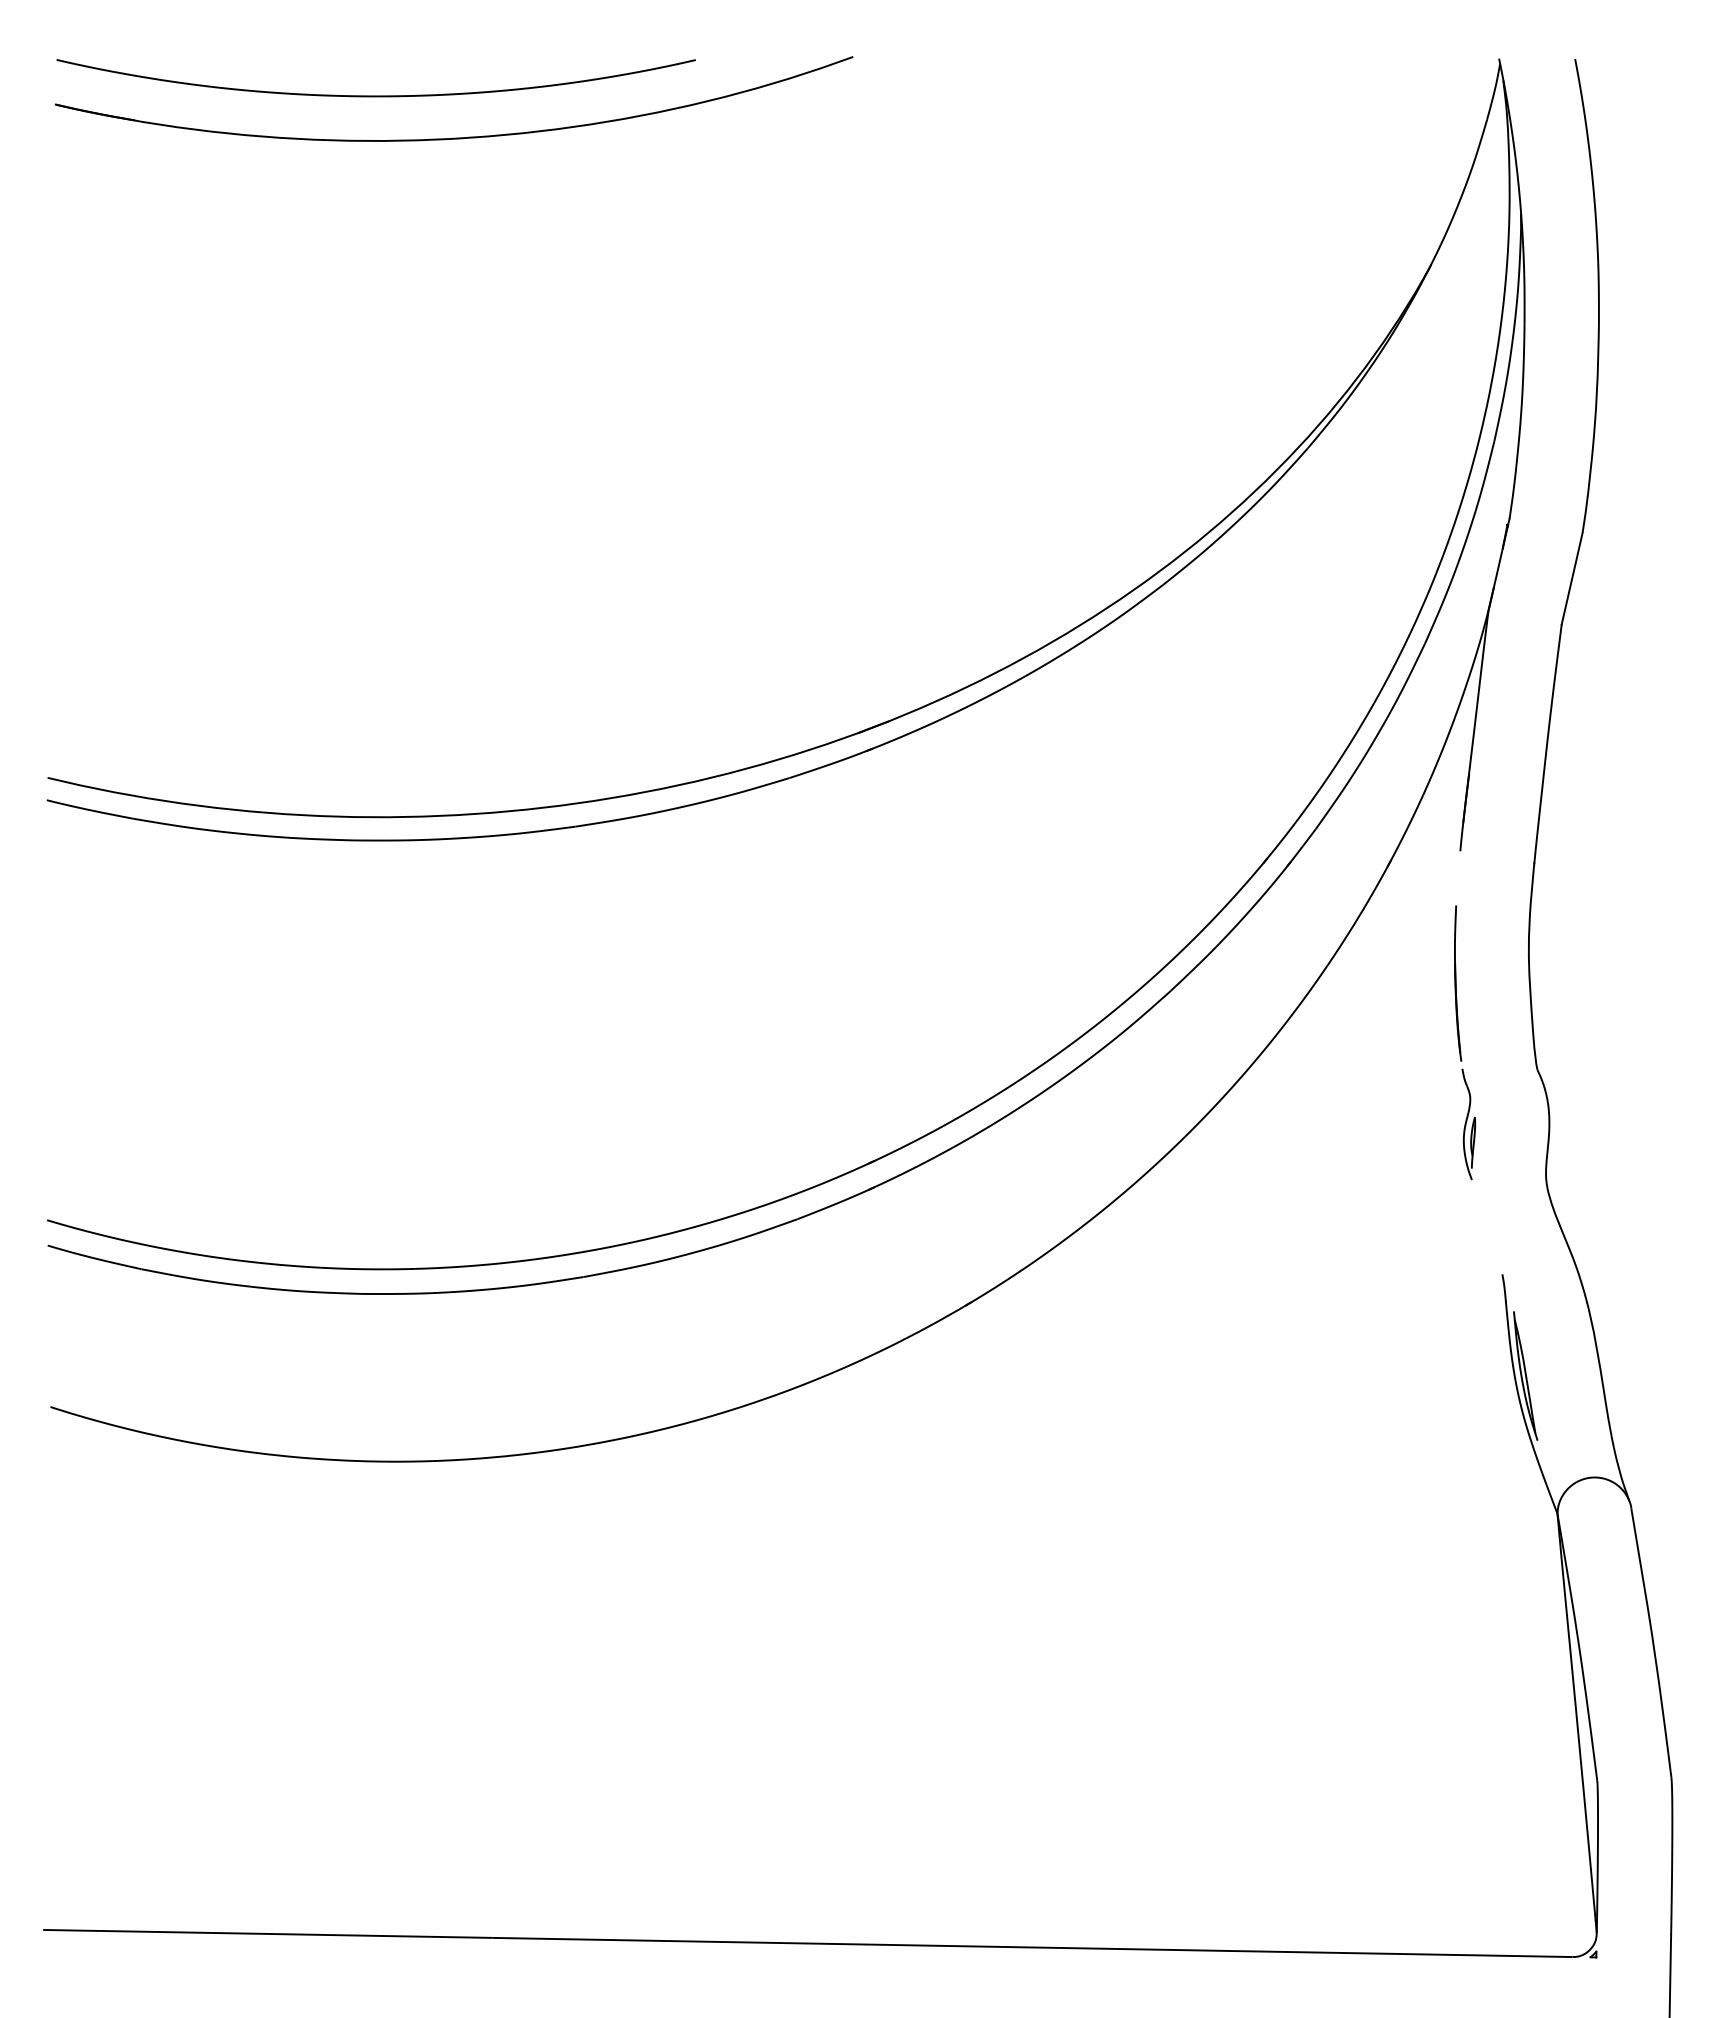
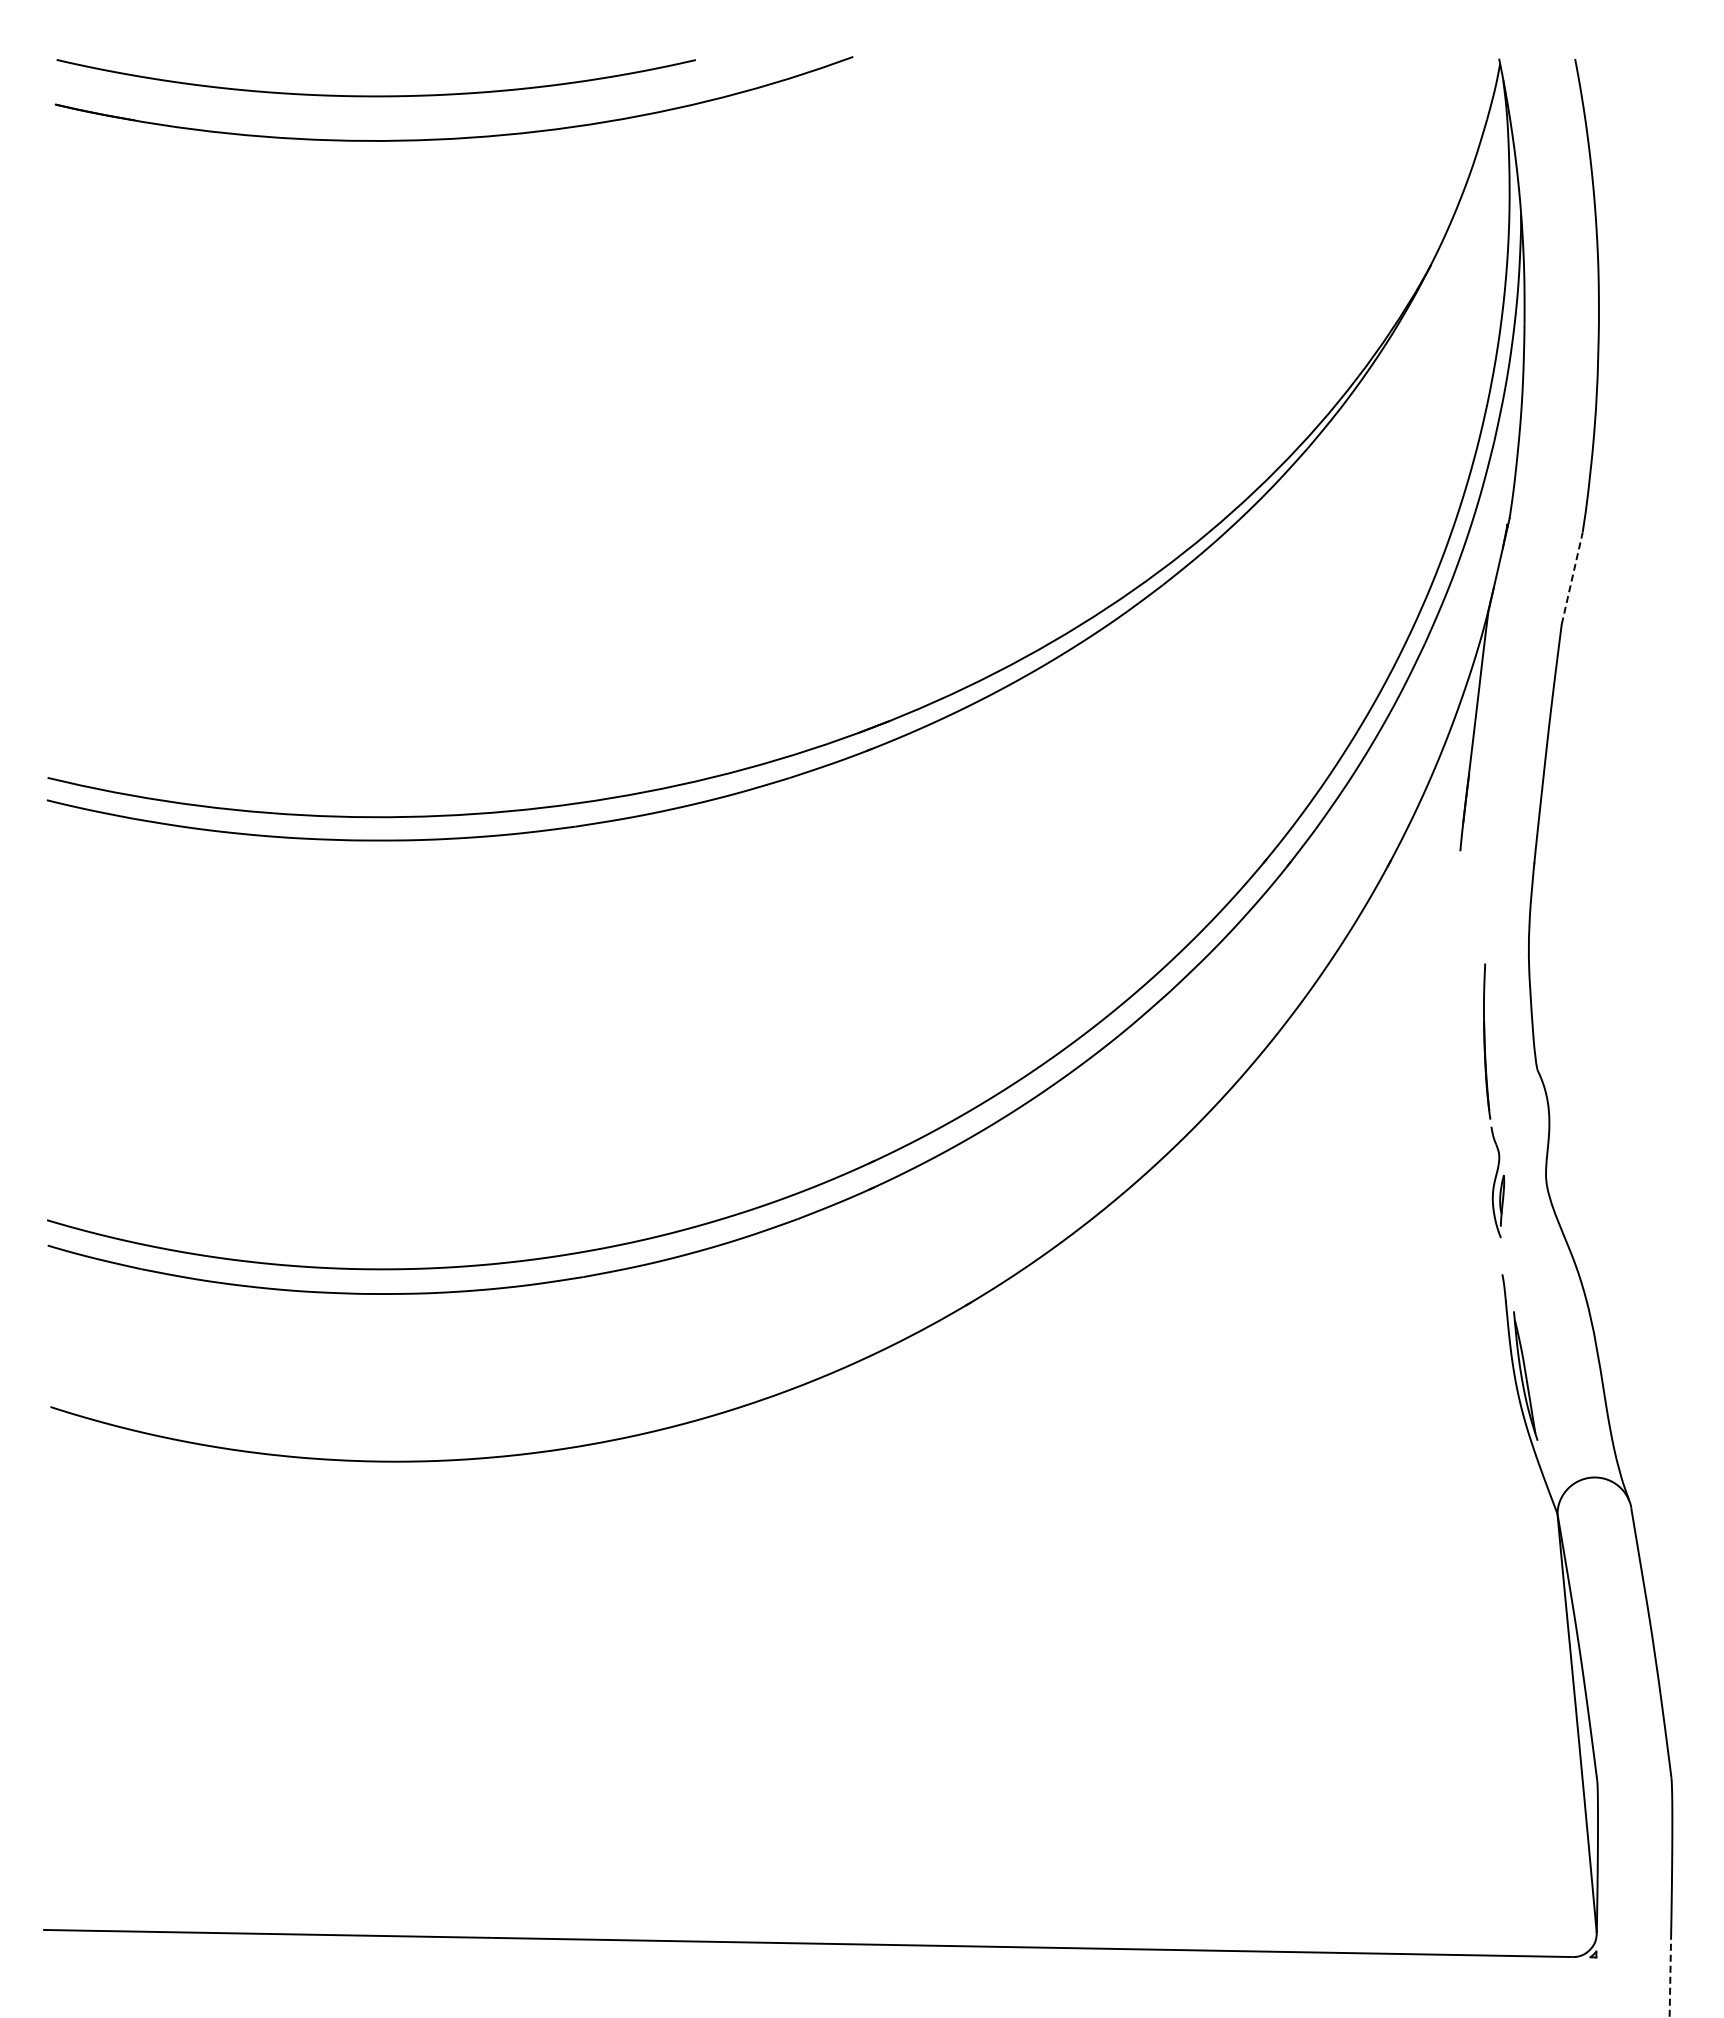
line: solid -> dashed (1572, 578)
part position: (1465, 1042) -> (1494, 1100) (1494, 1100)
line: solid -> dashed (1670, 1975)
